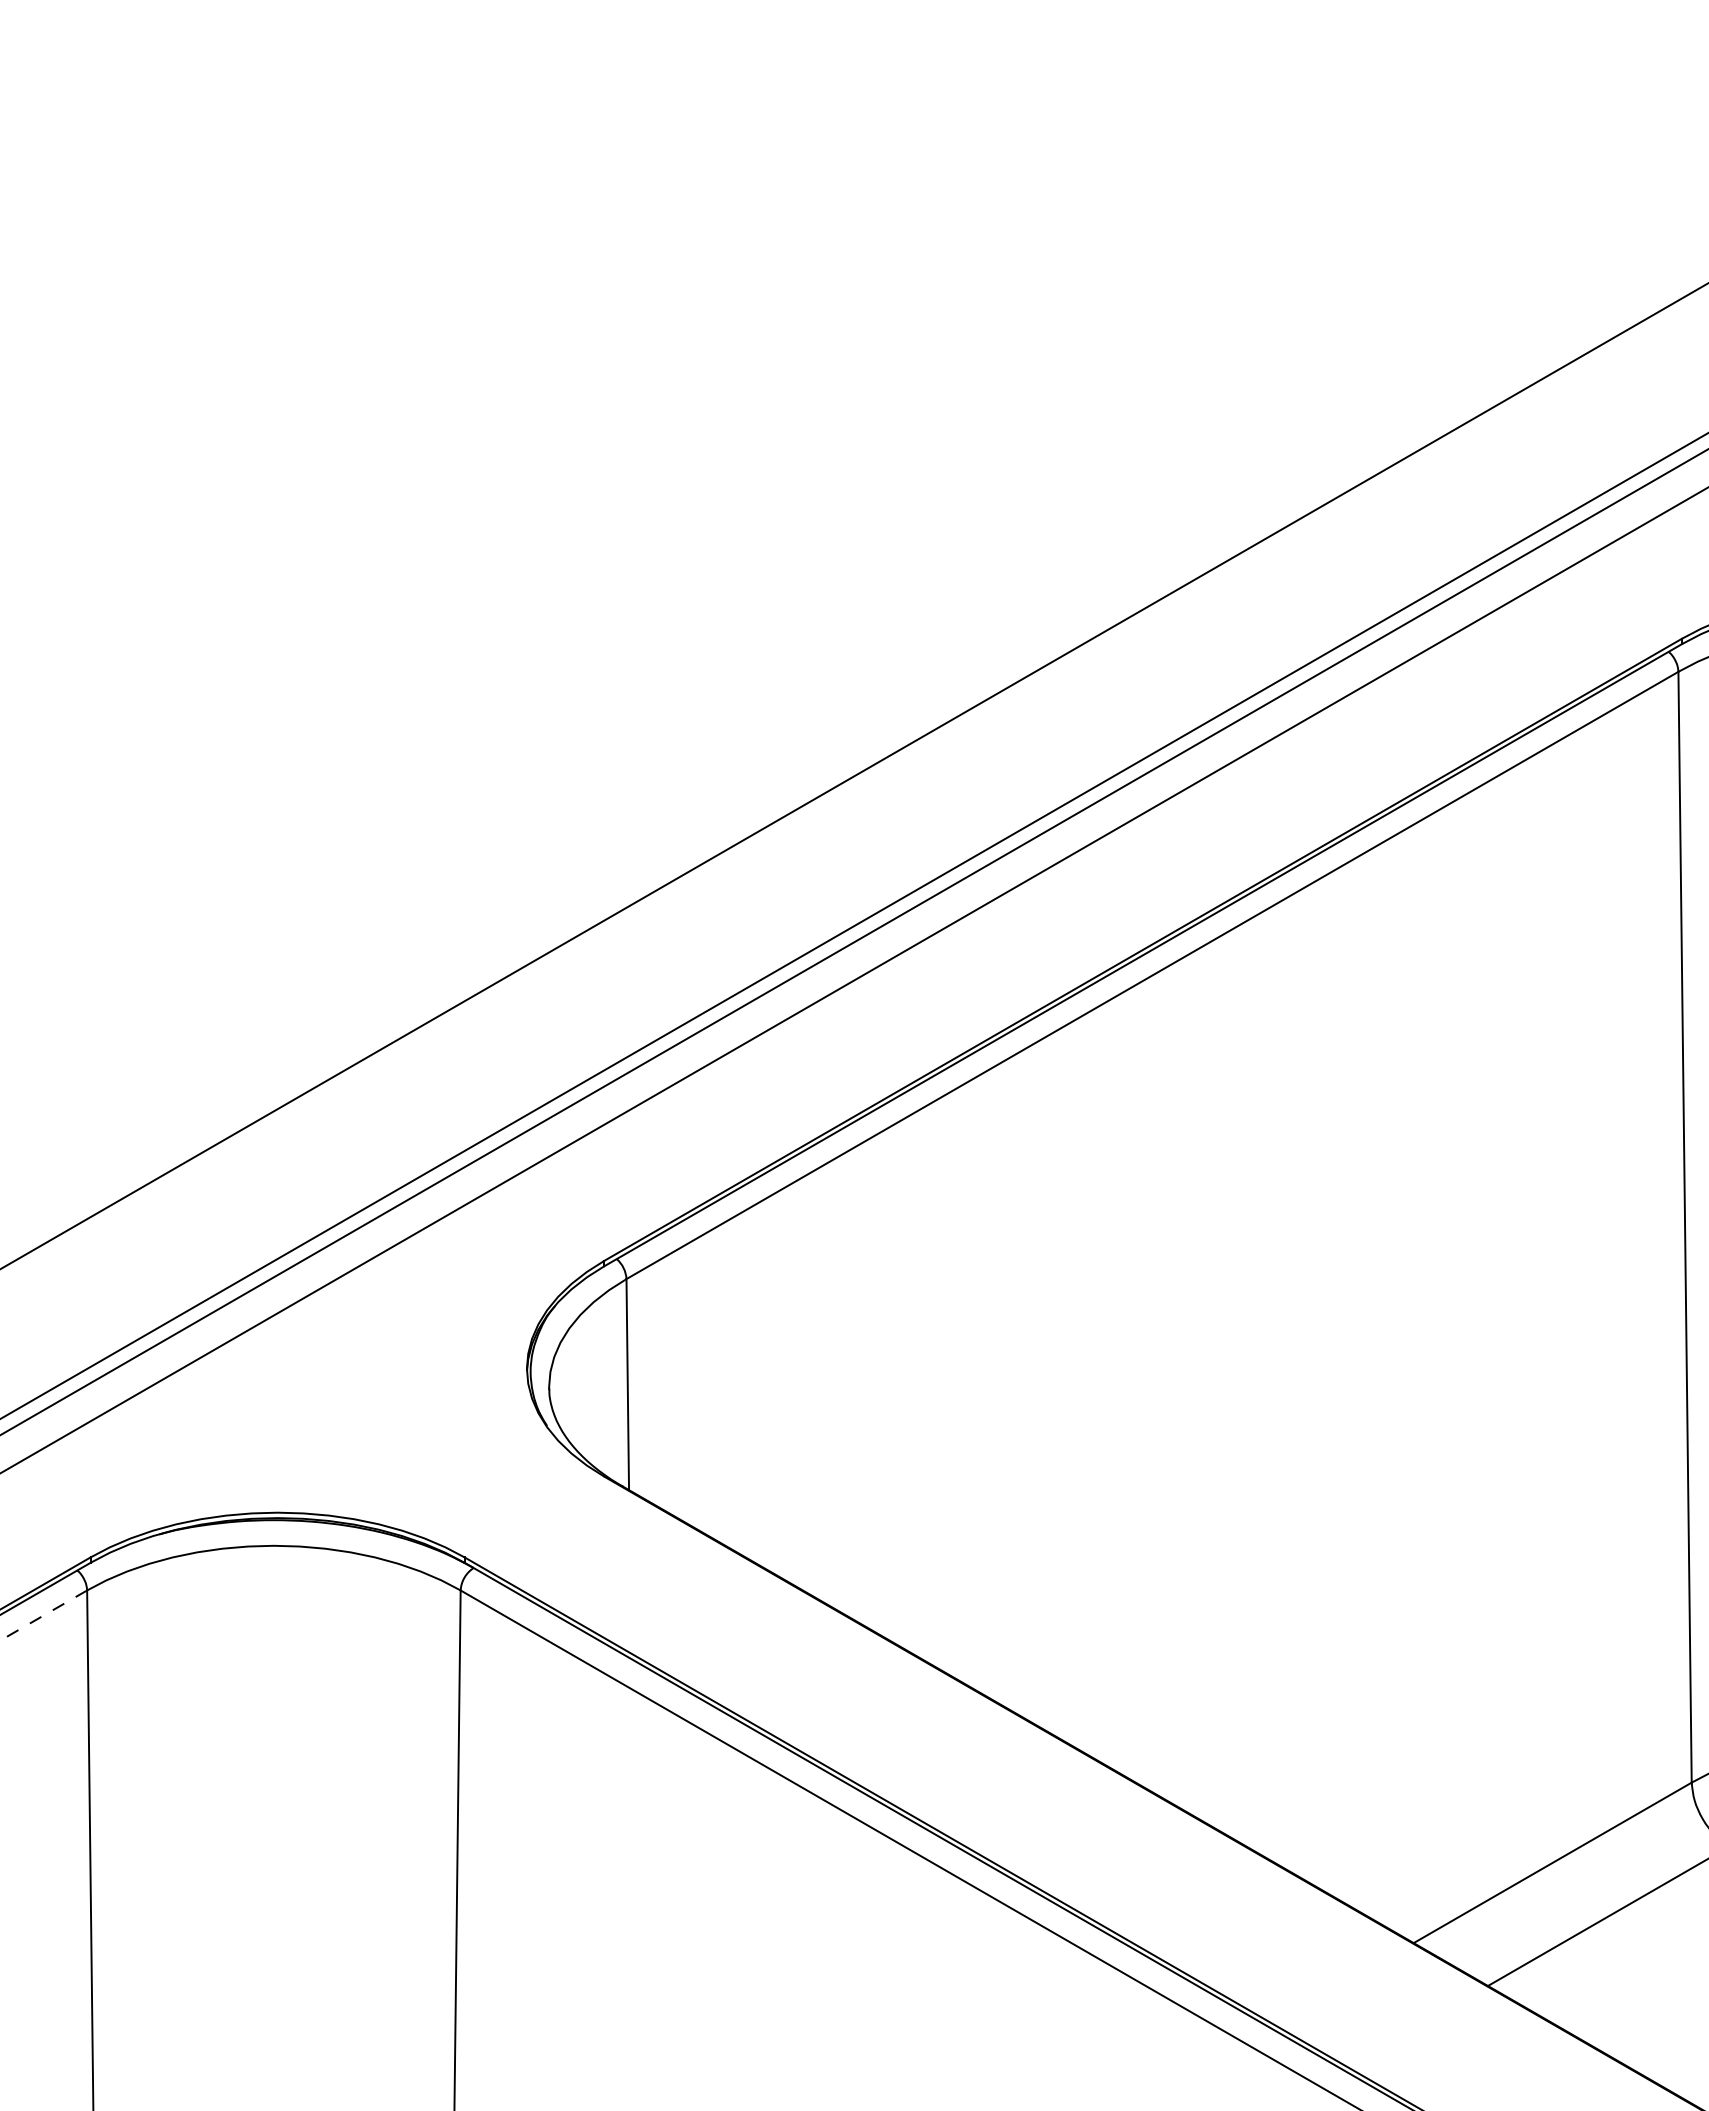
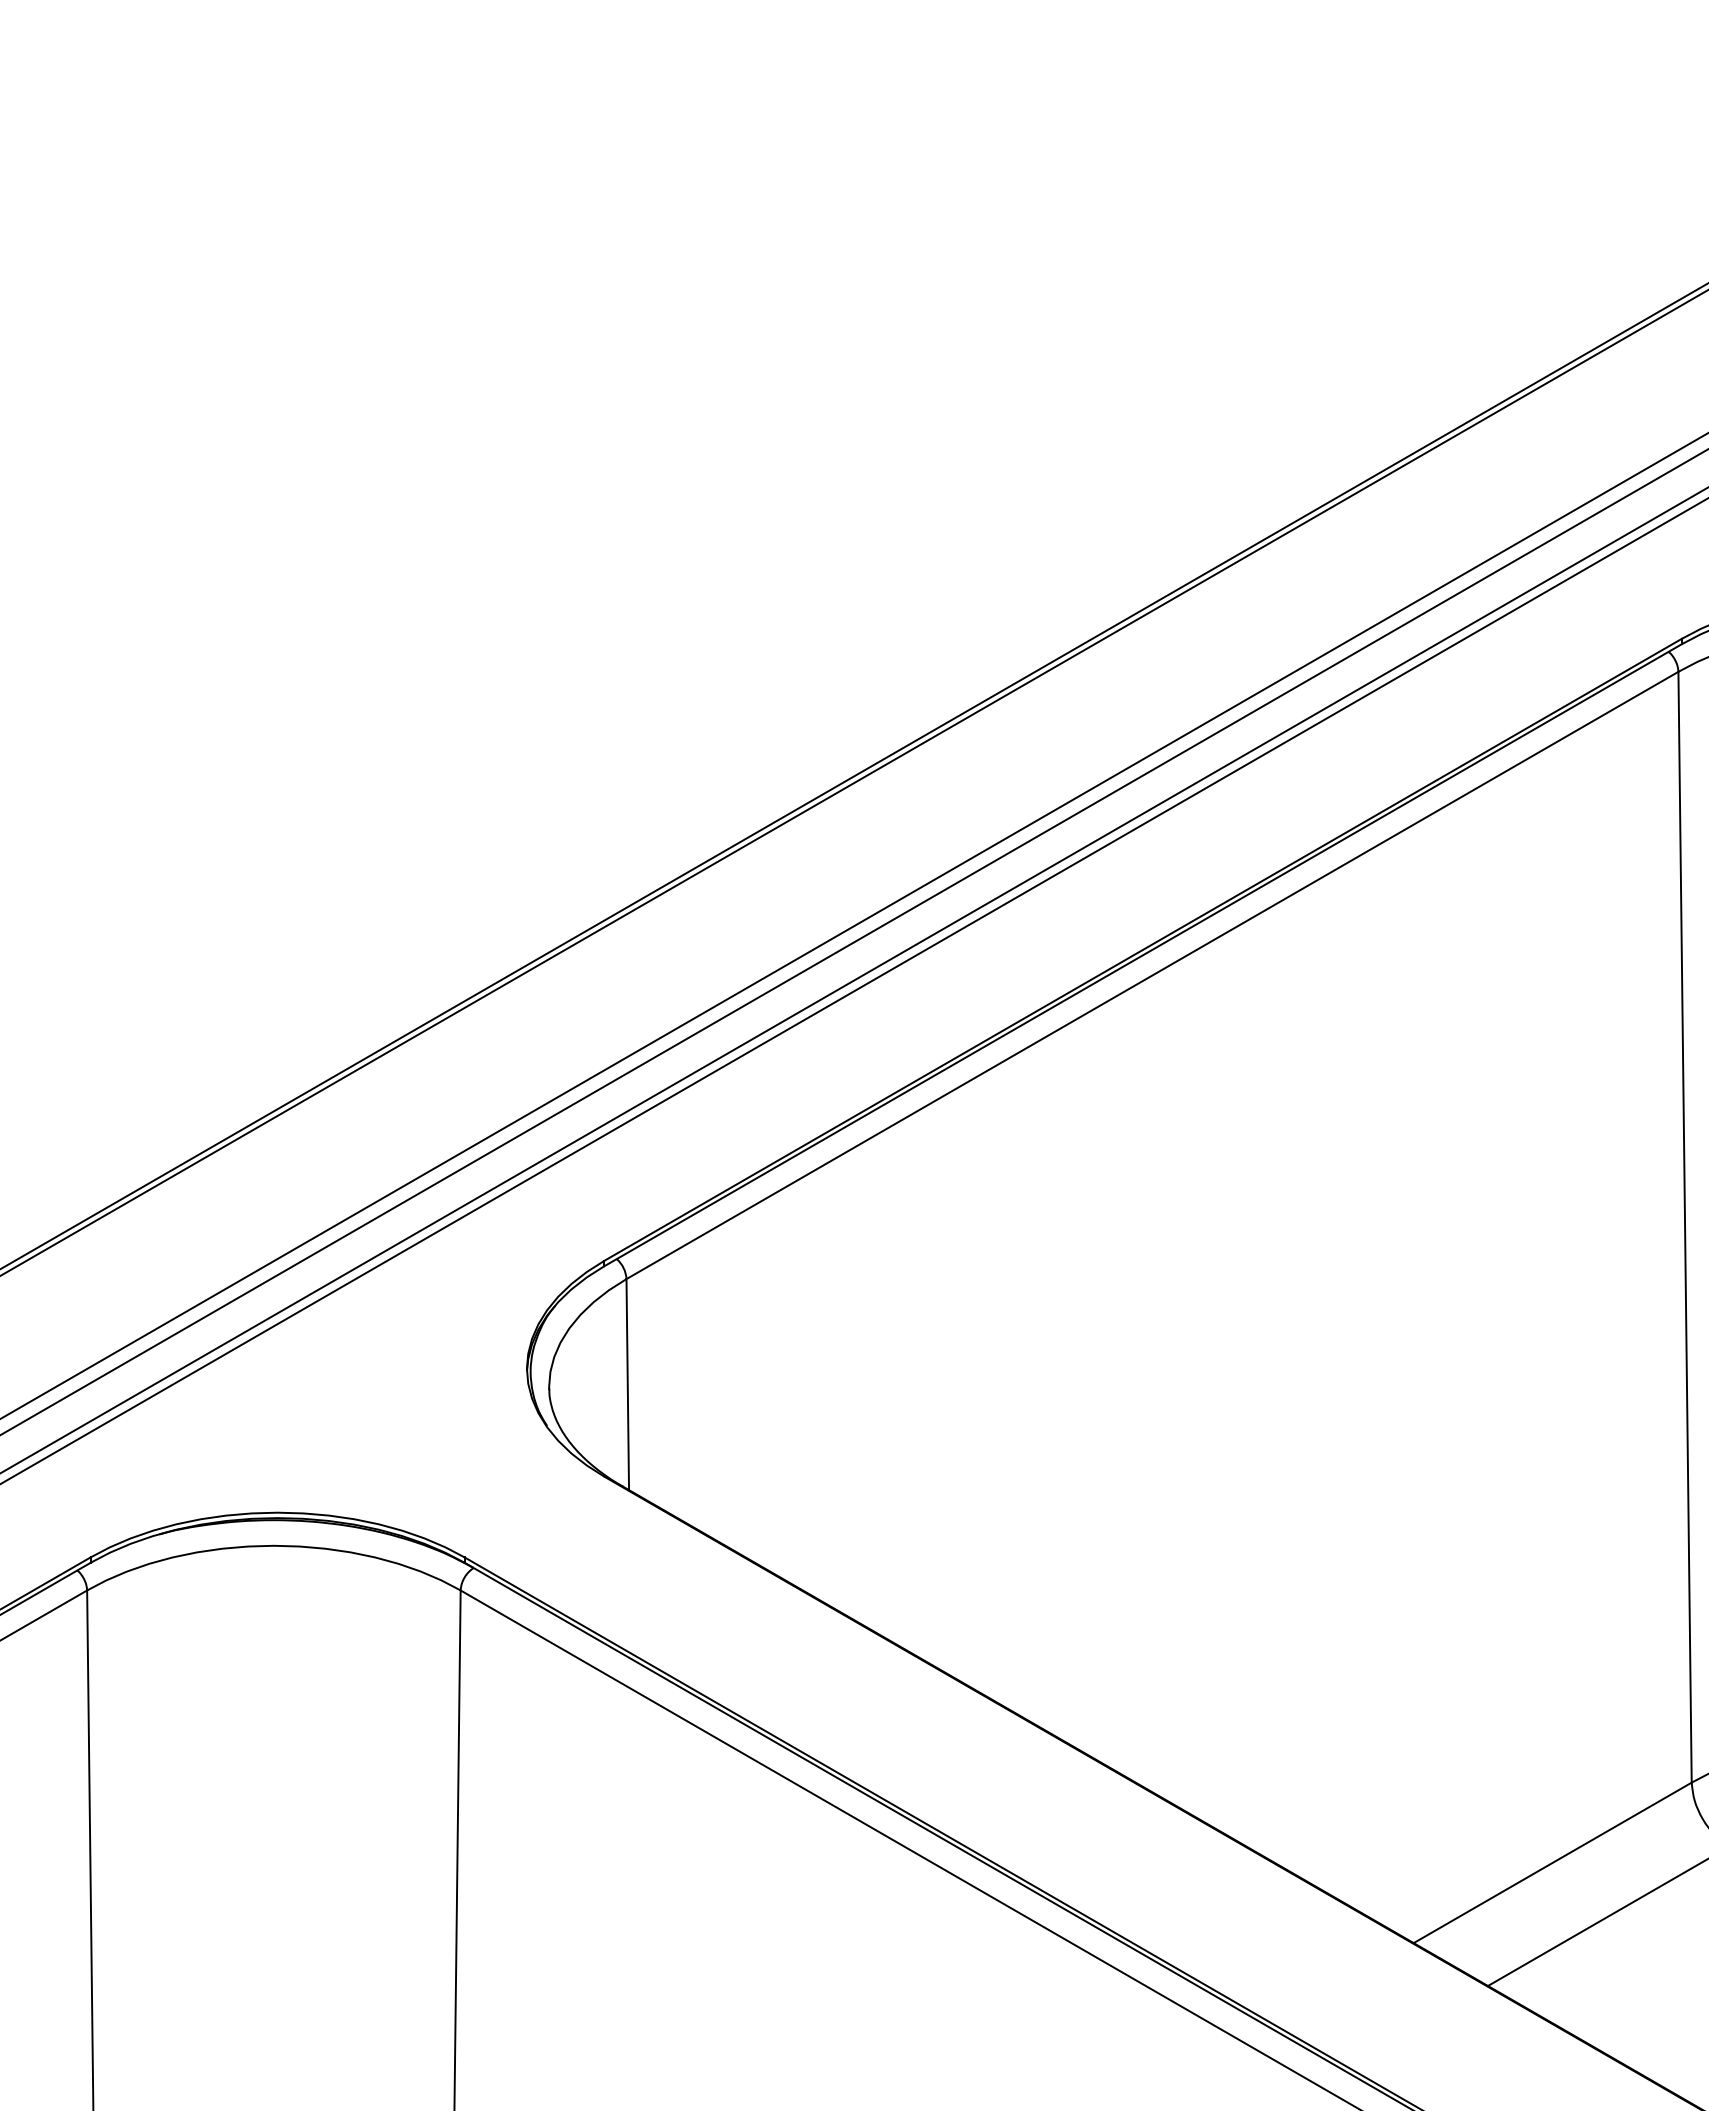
line: none -> present (853, 782)
line: none -> present (853, 991)
line: dashed -> solid (43, 1615)
